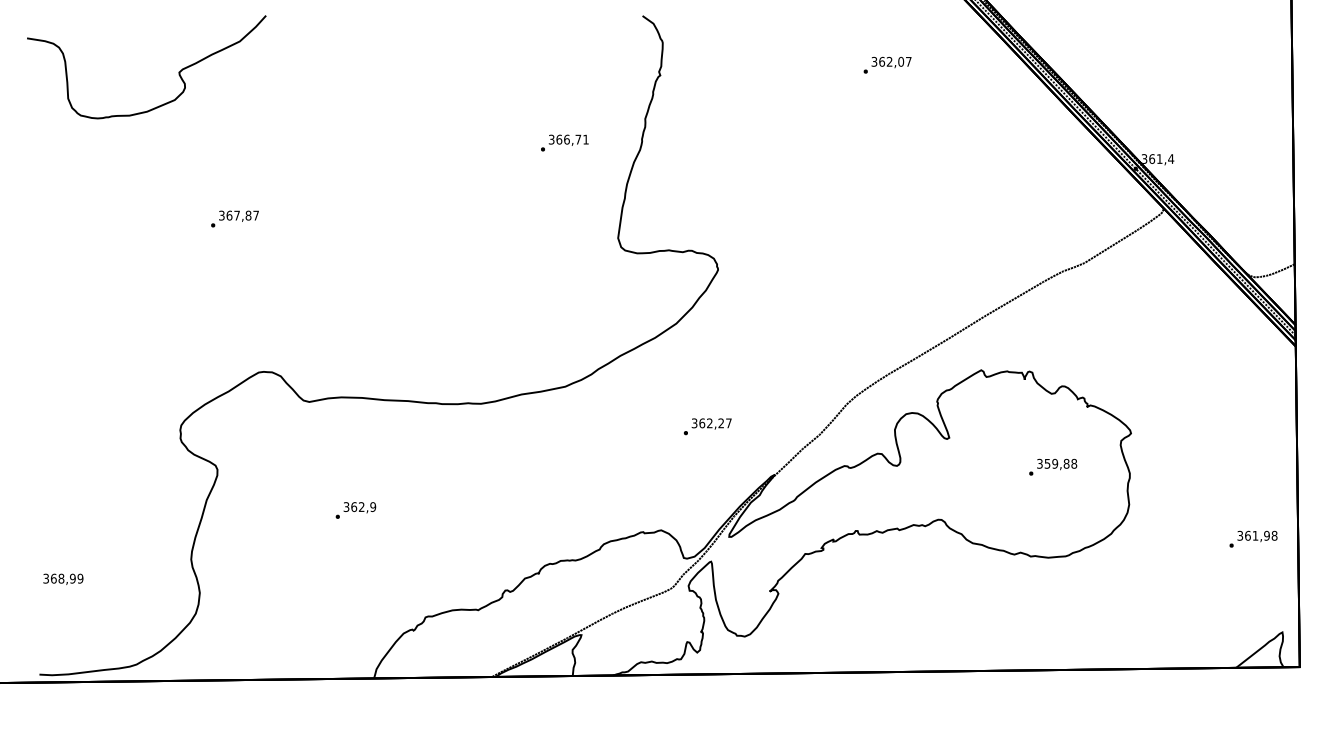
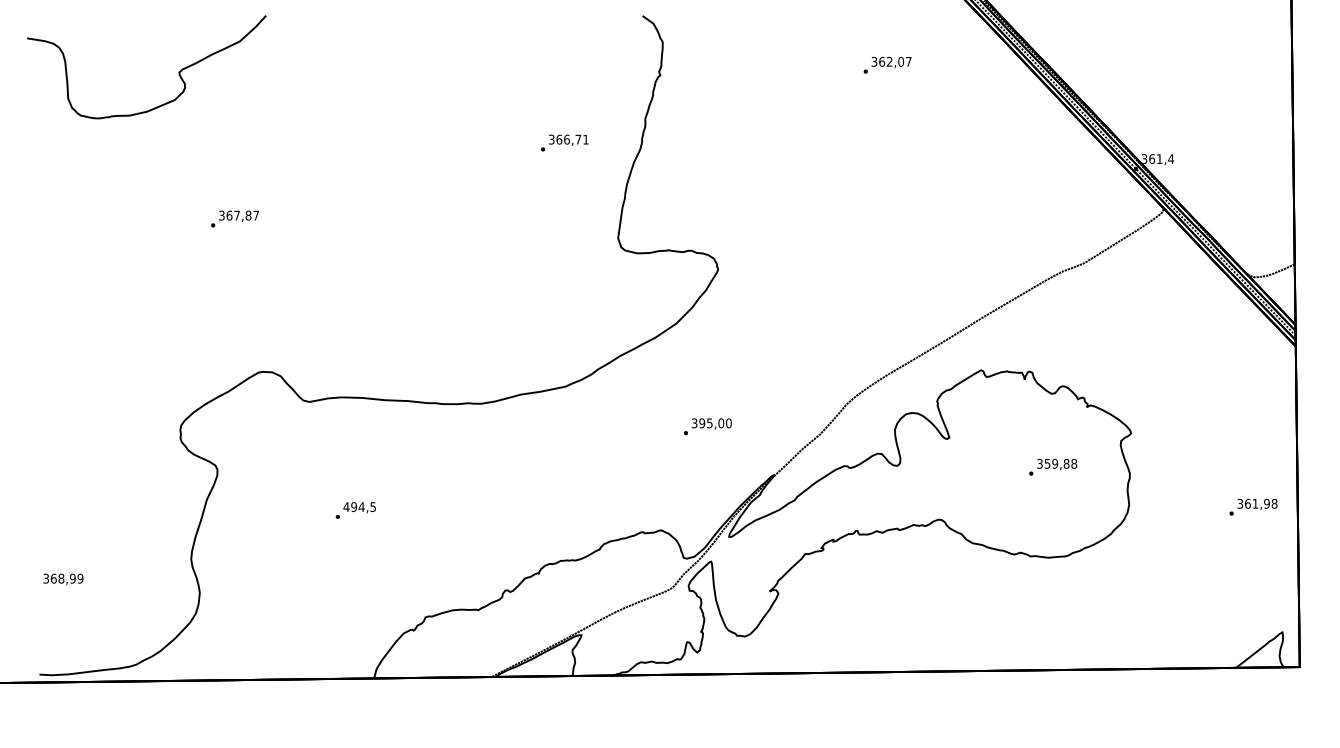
text: 362,27 -> 395,00 (715, 423)
text: 362,9 -> 494,5 (359, 507)
text position: (1253, 538) -> (1253, 506) (1253, 506)
